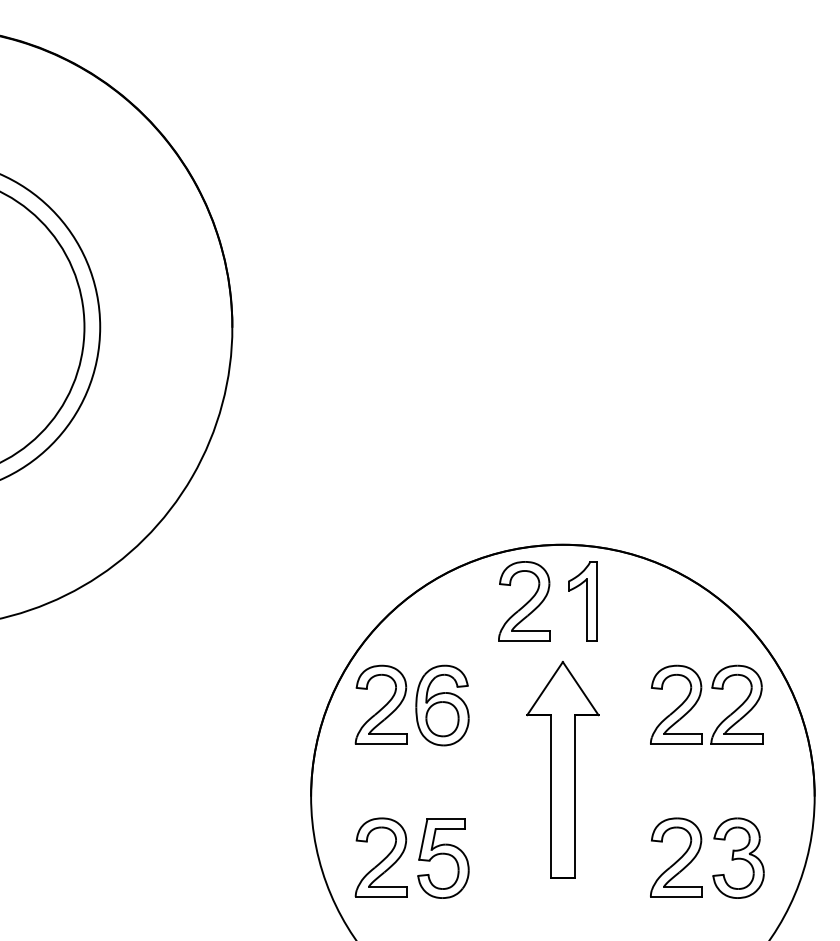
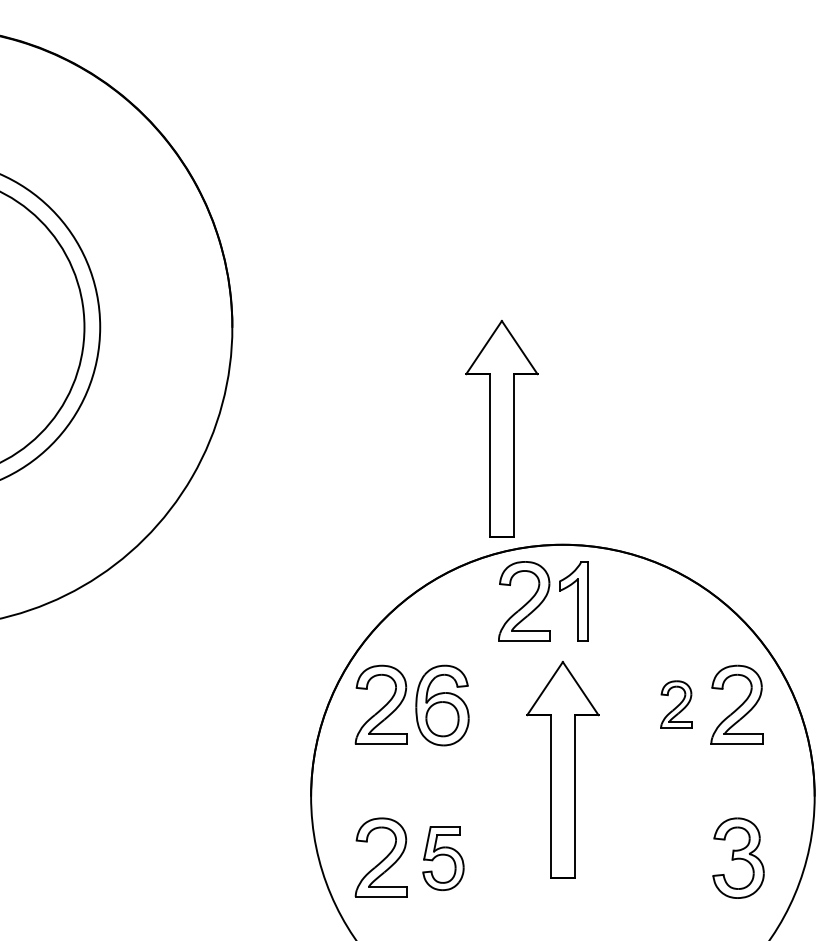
part: none -> present (501, 428)
part position: (582, 601) -> (573, 601) (573, 601)
part size: 53x81 px -> 33x49 px (676, 704)
part: present -> none (676, 857)
part size: 53x81 px -> 43x66 px (443, 858)
